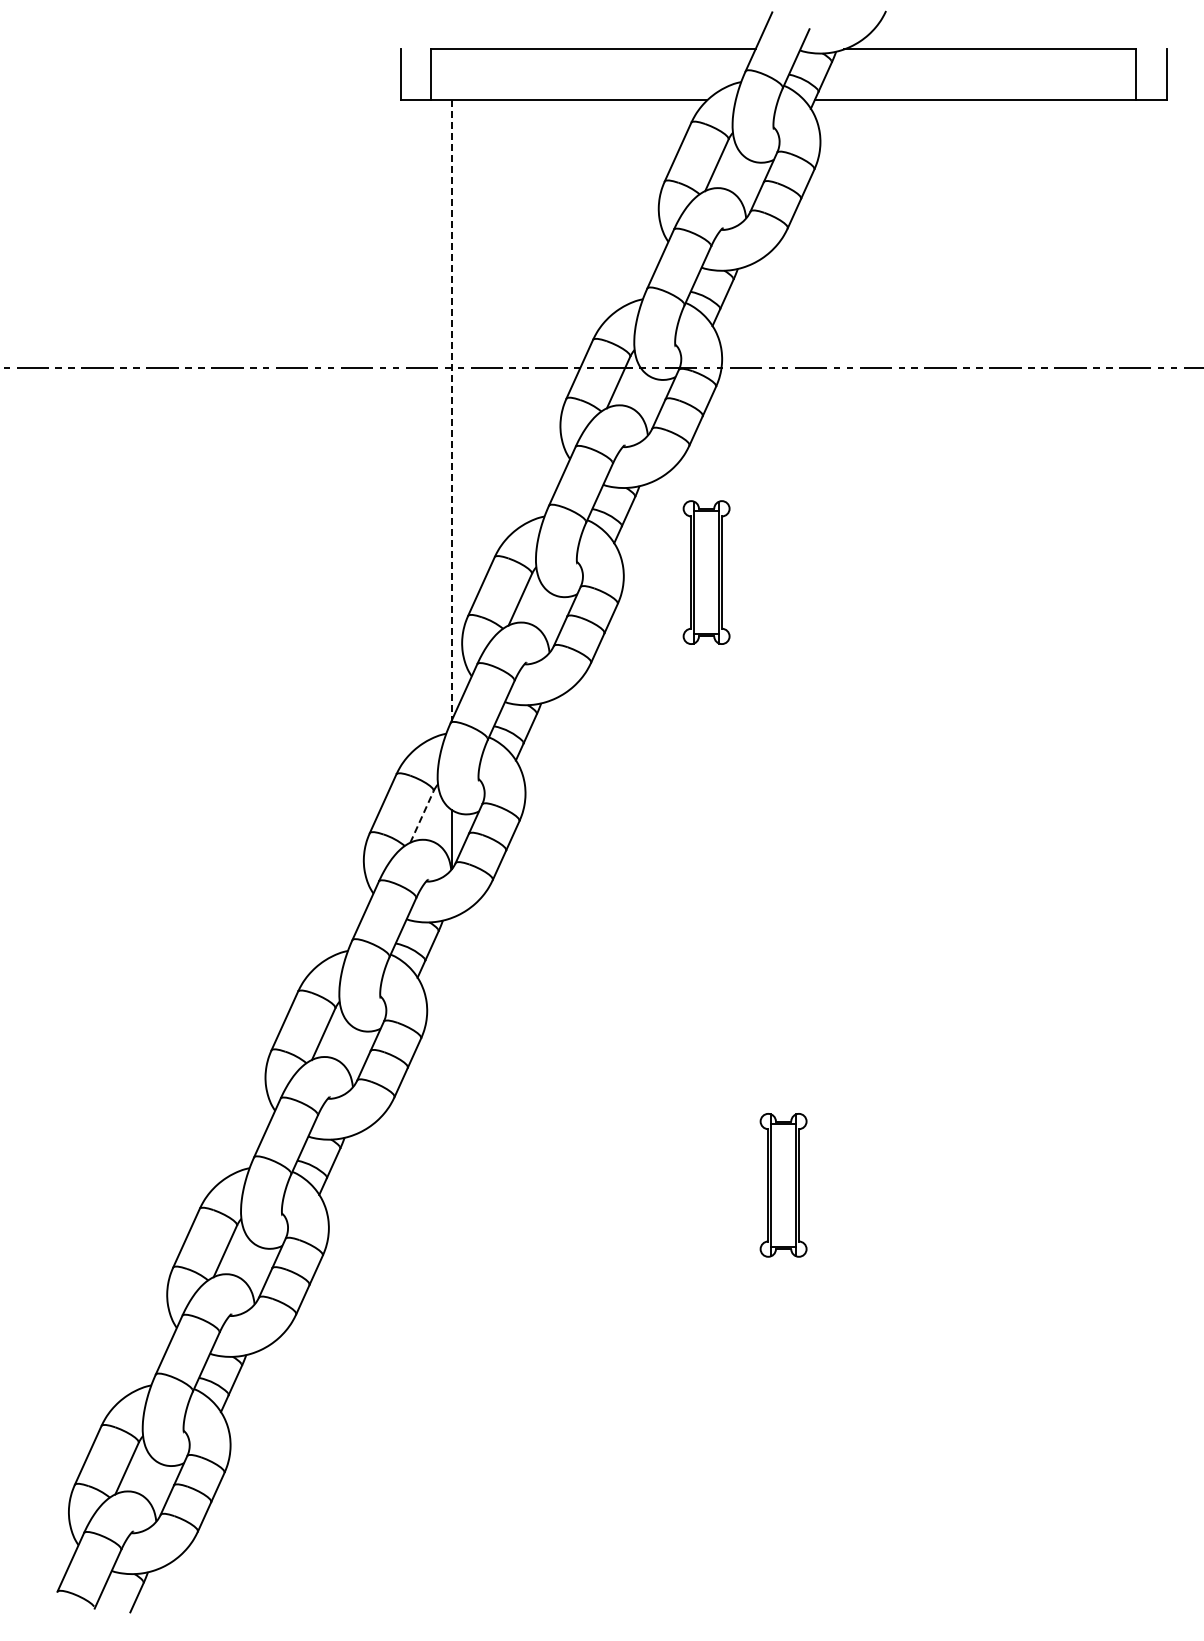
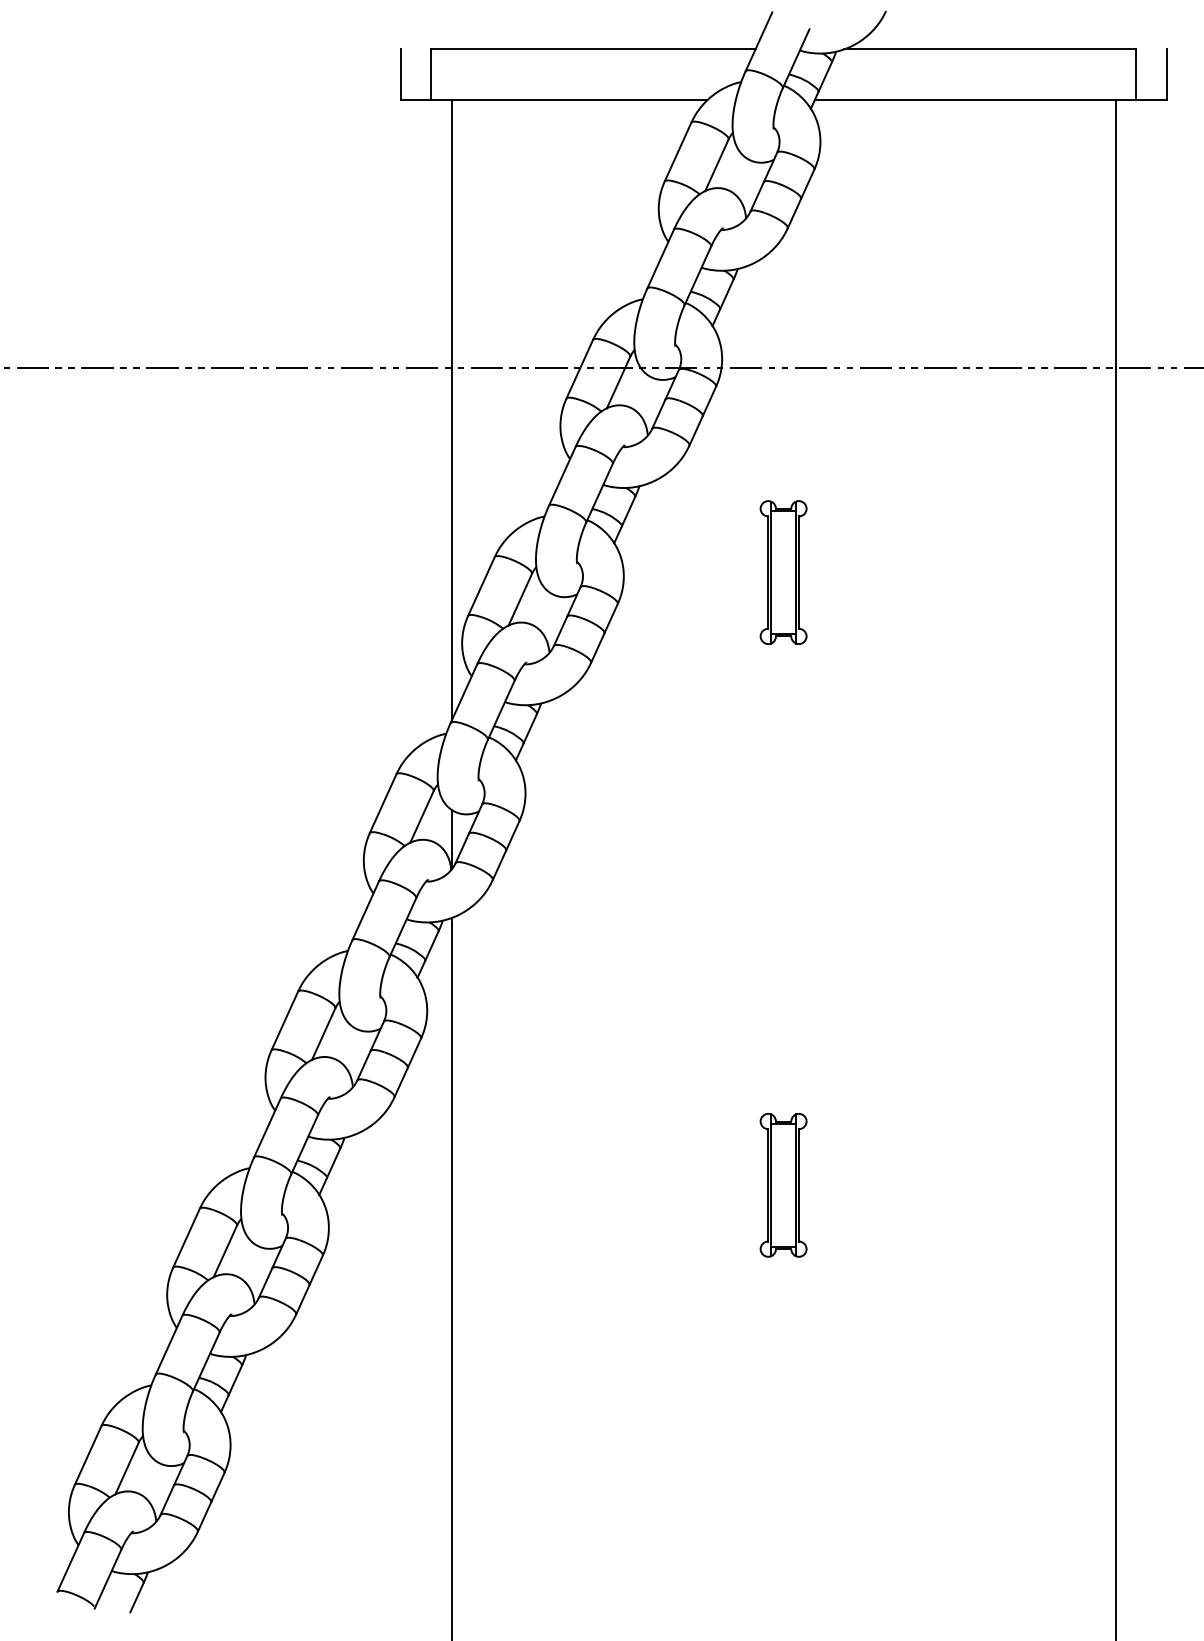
line: dashed -> solid (451, 411)
part position: (706, 572) -> (783, 572) (783, 572)
line: dashed -> solid (422, 816)
line: none -> present (1115, 868)
line: none -> present (451, 1277)
